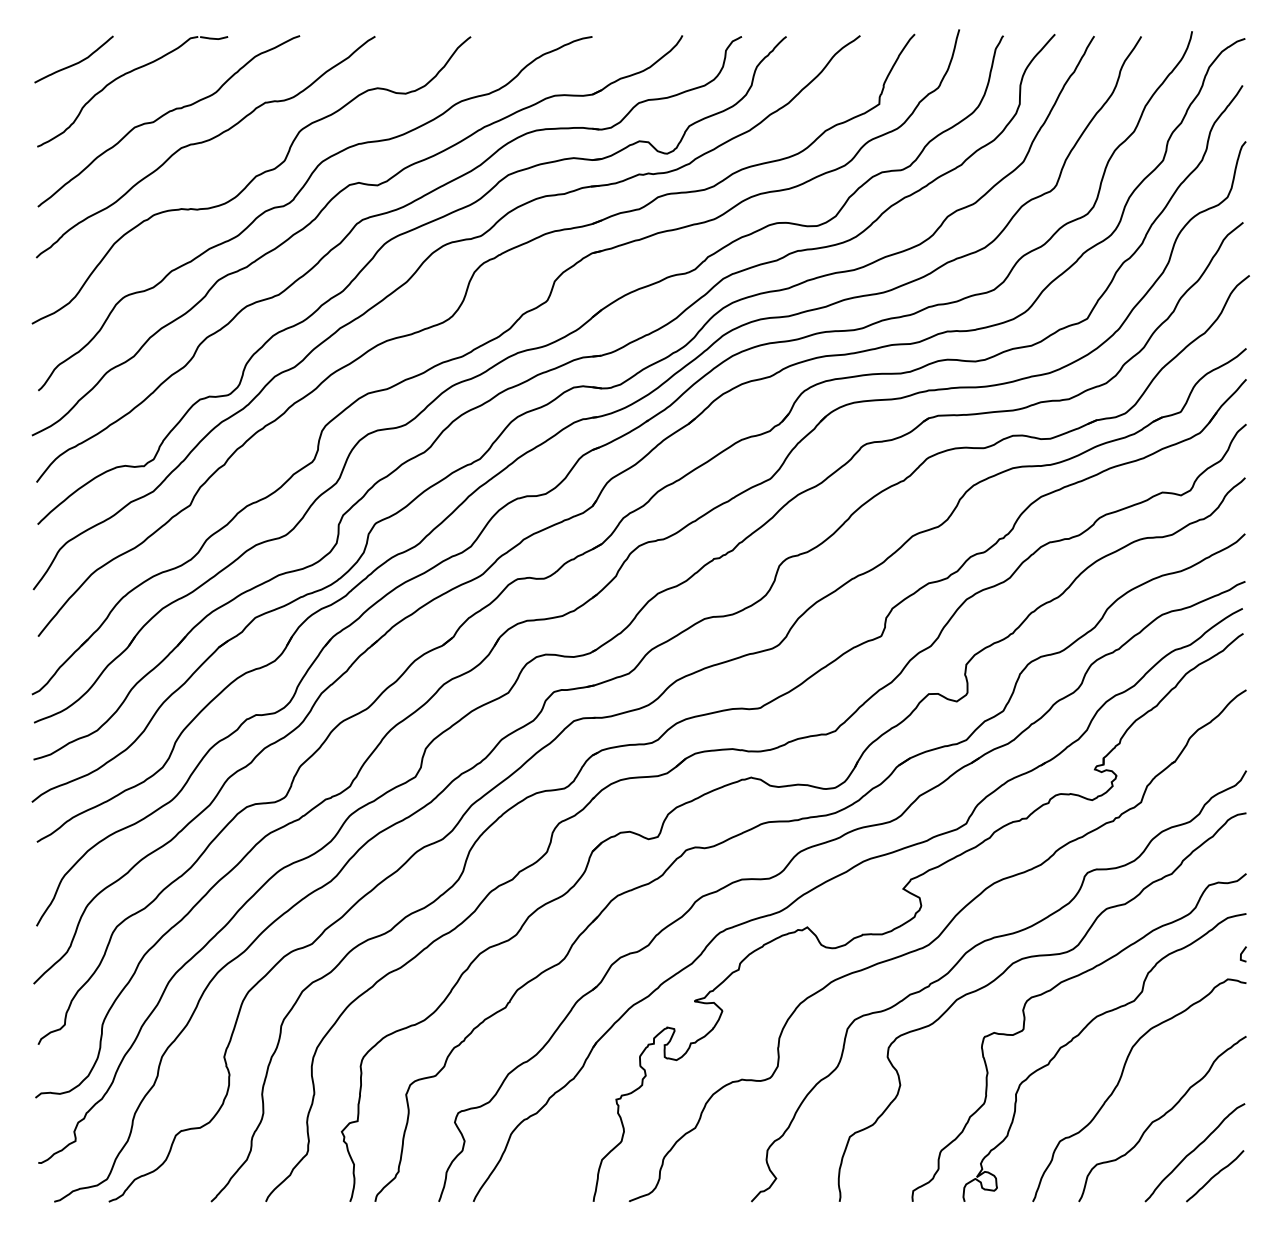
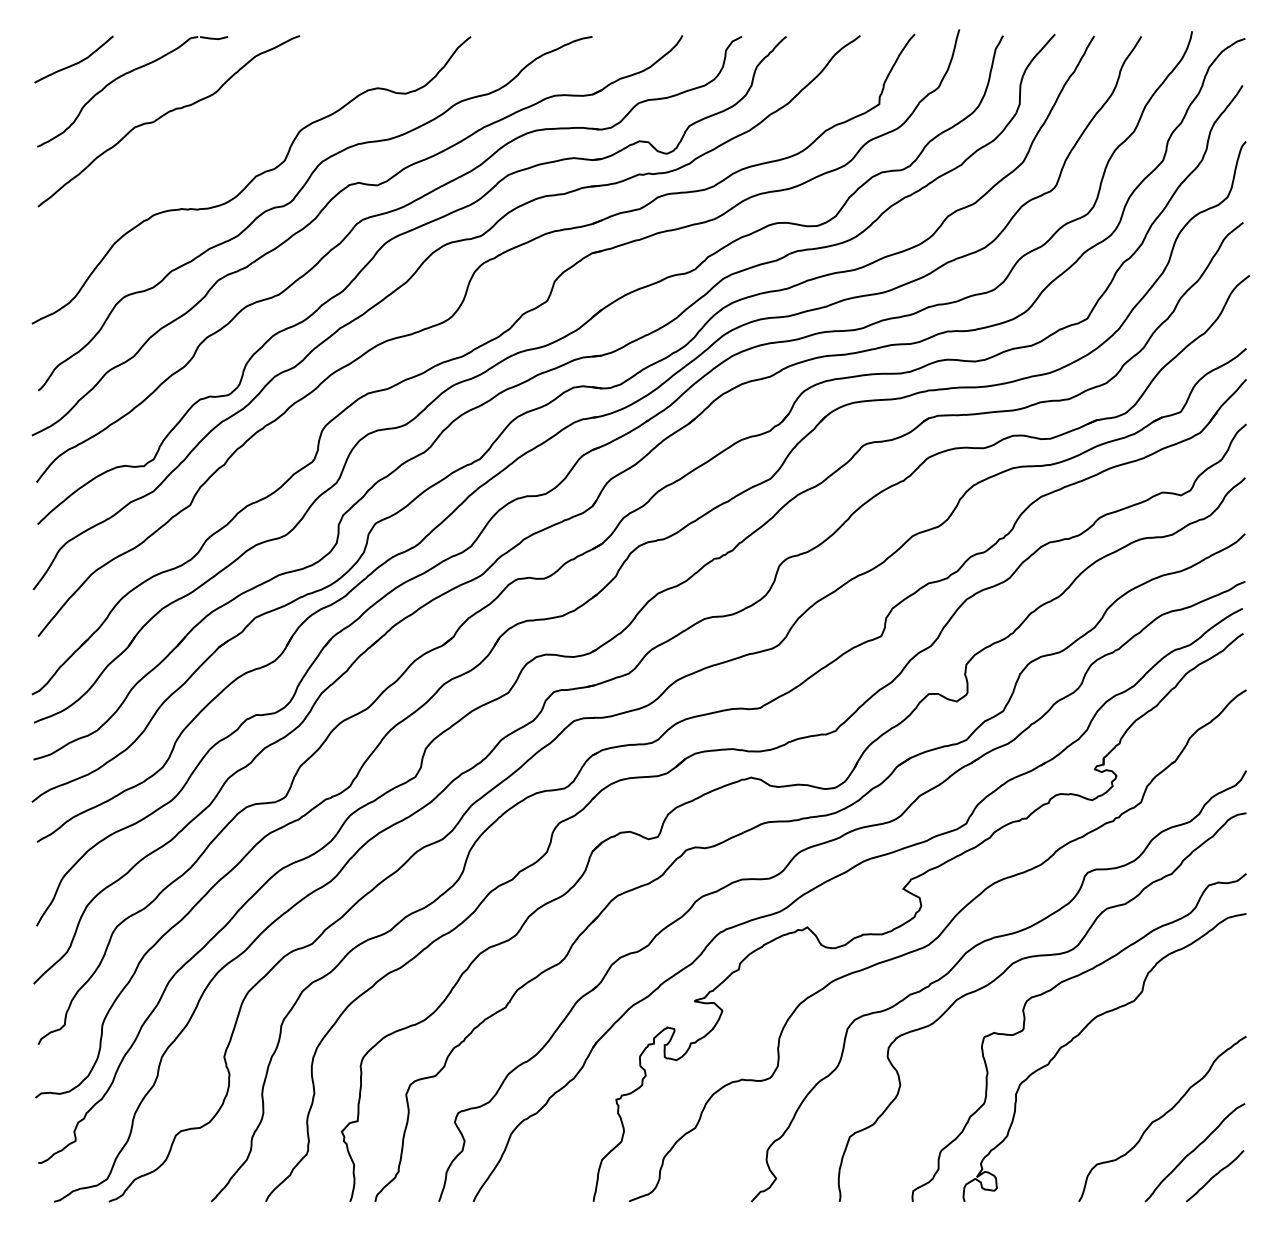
curve: present -> none (205, 142)
line: present -> none (1242, 953)
curve: present -> none (1120, 1081)
